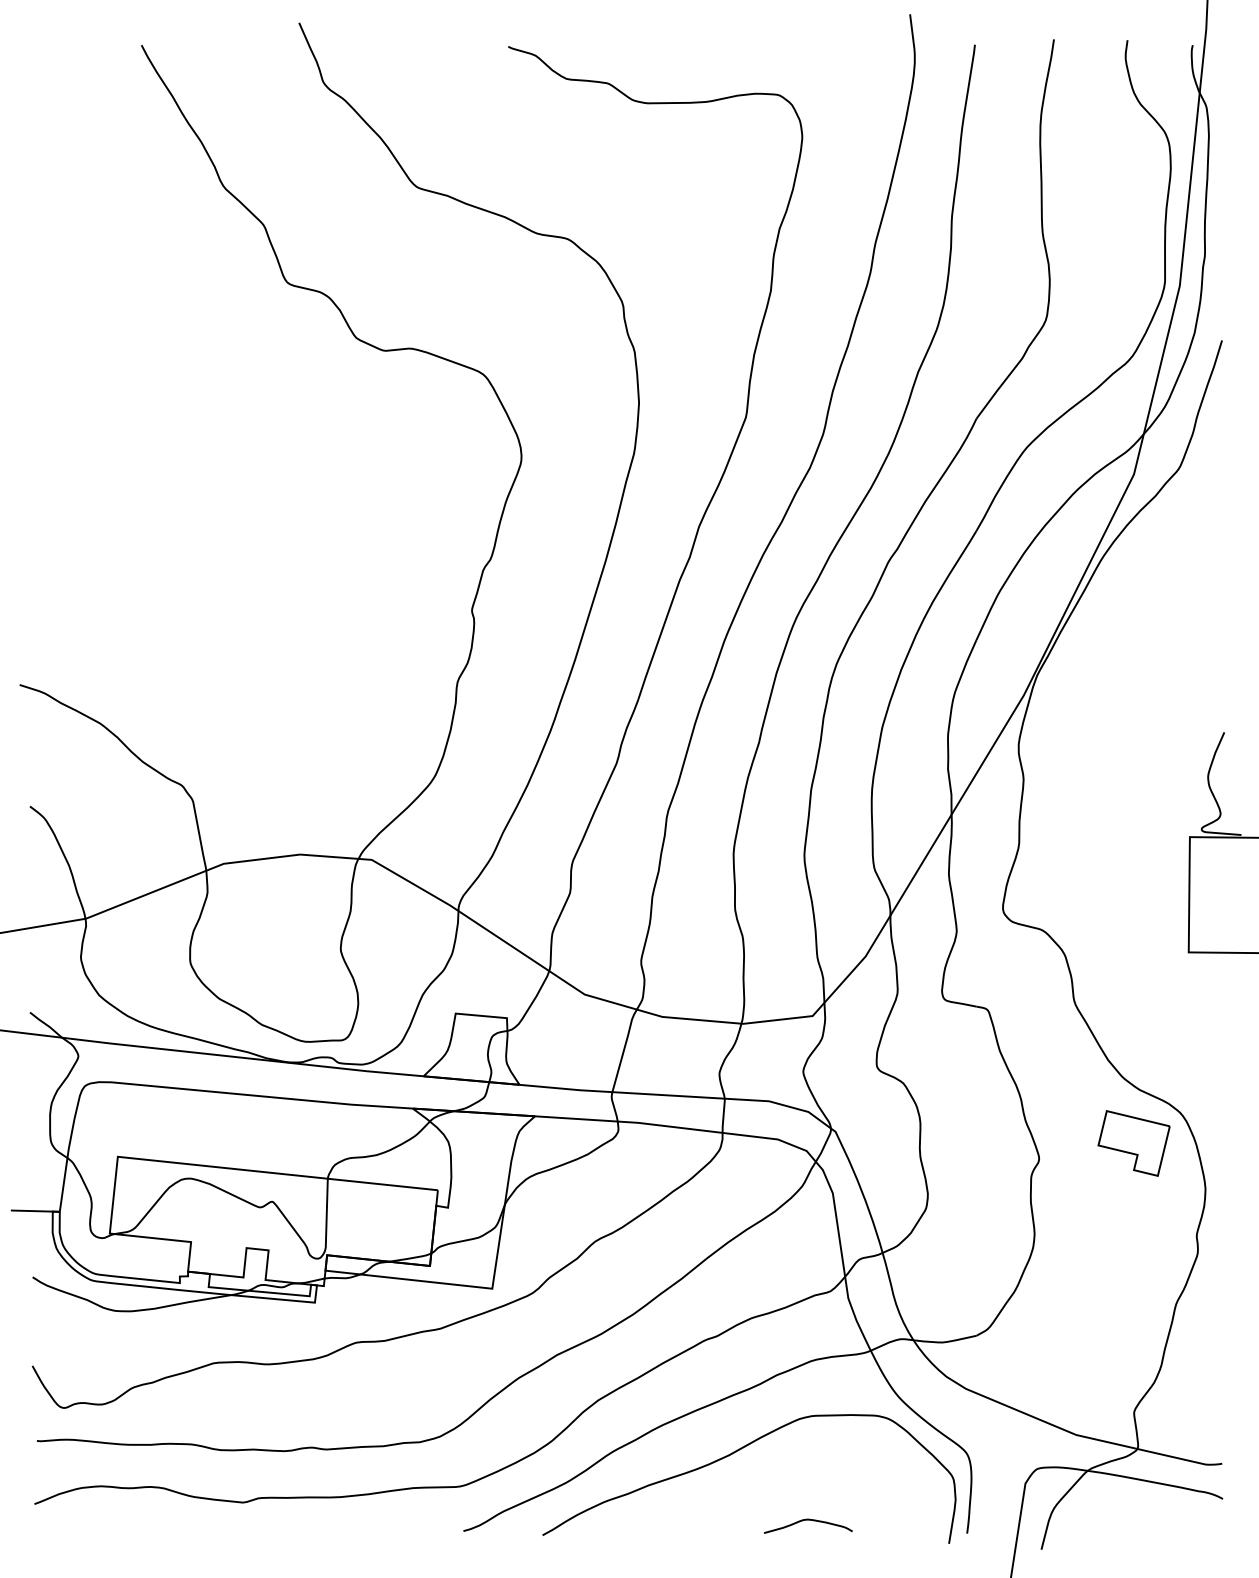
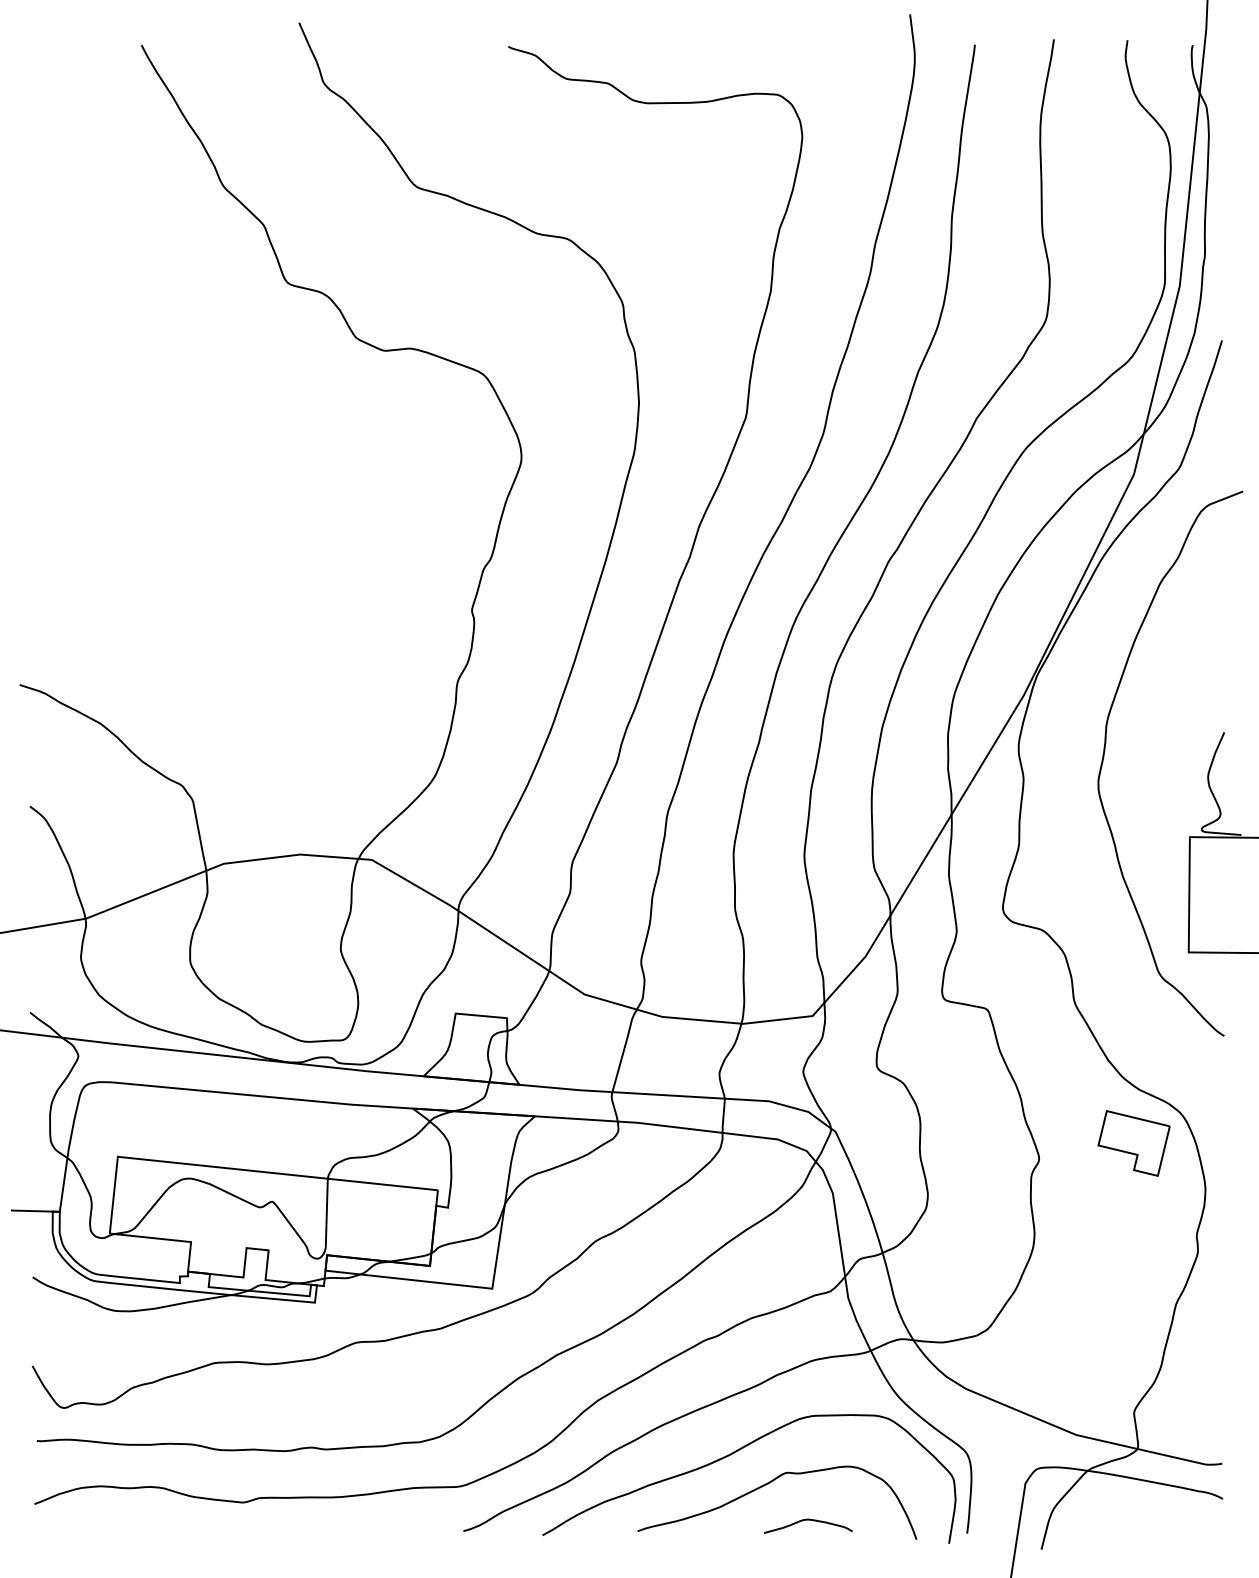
curve: none -> present (1105, 751)
curve: none -> present (768, 1484)
